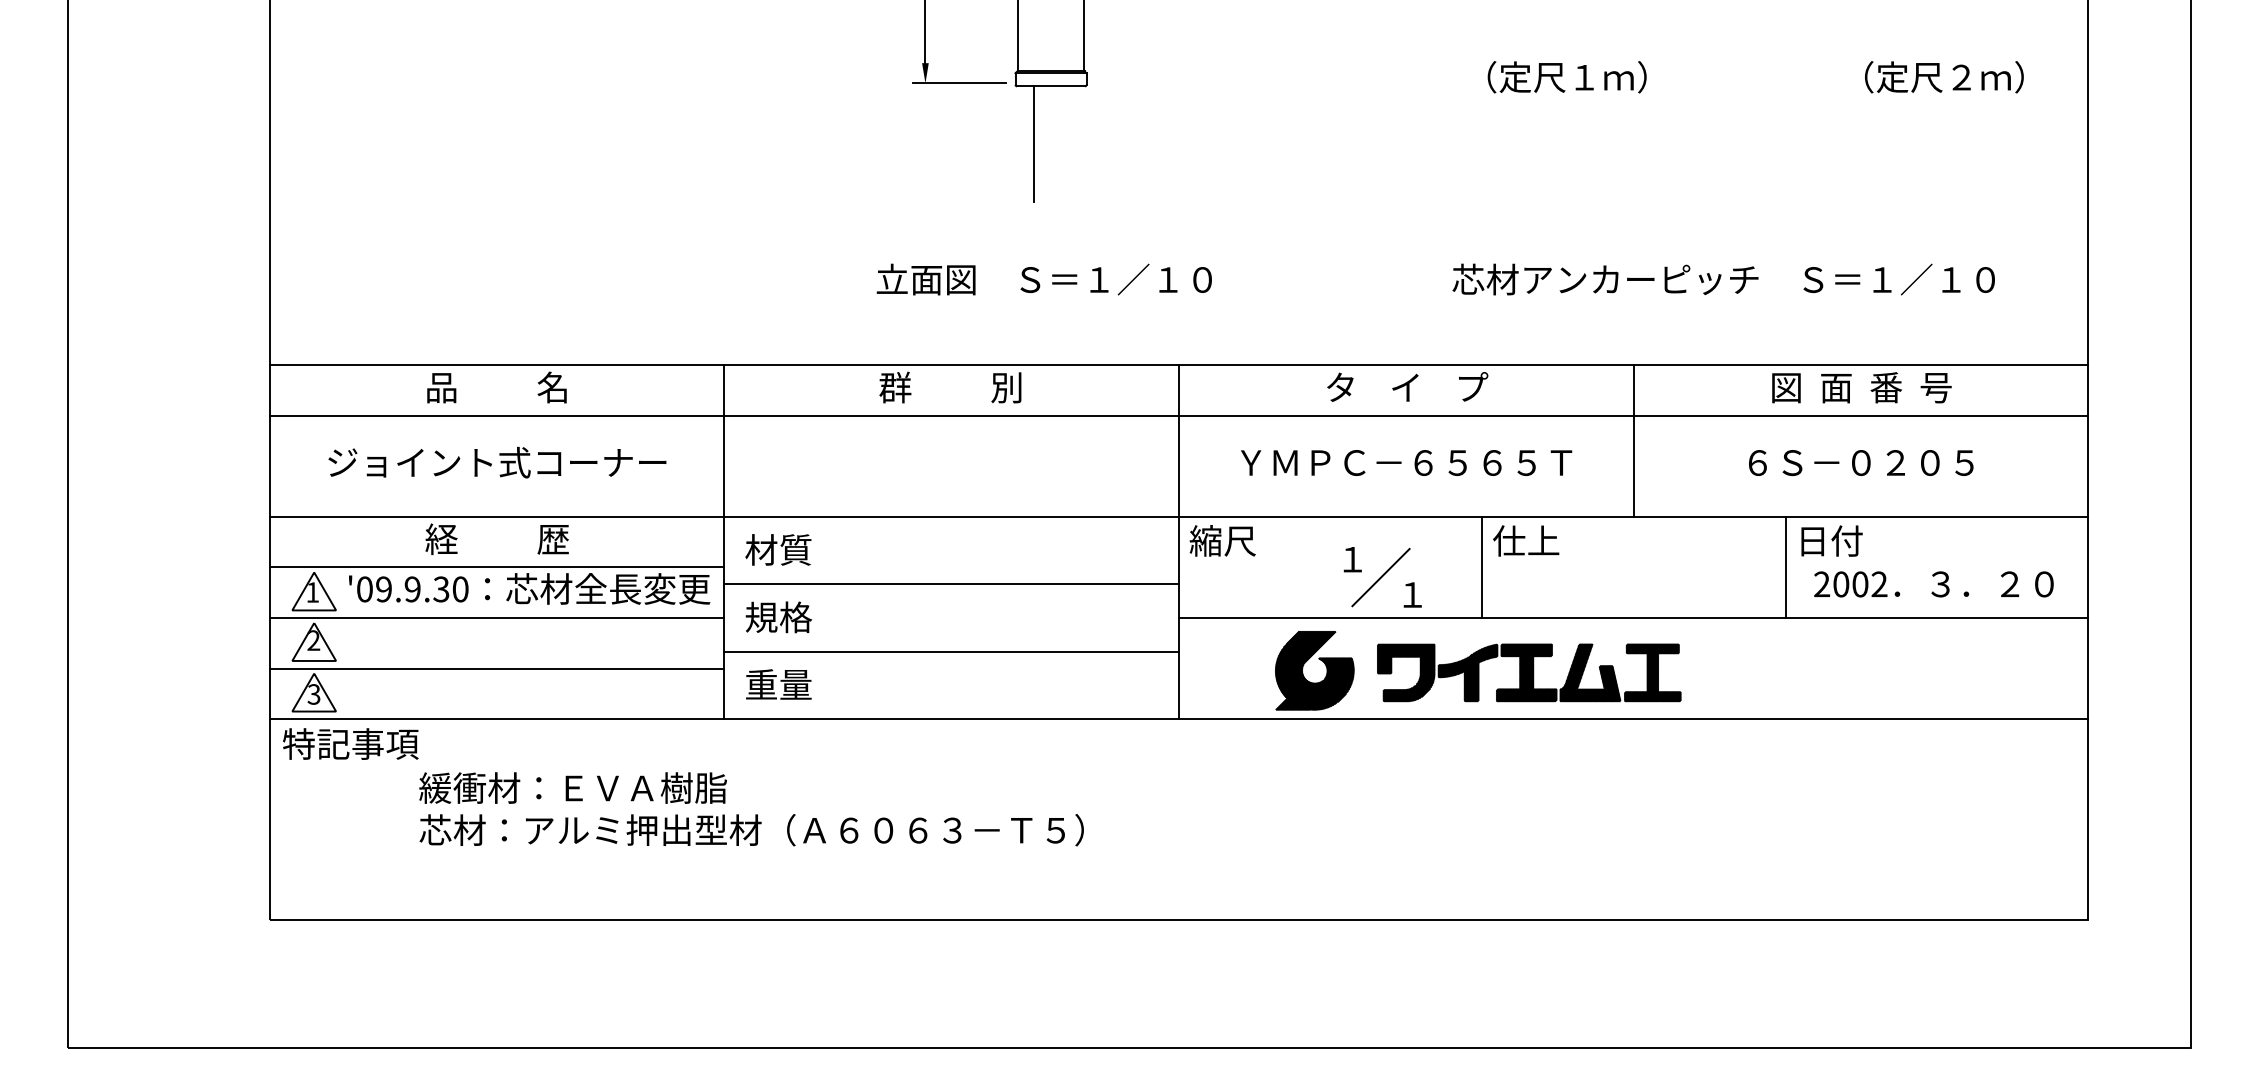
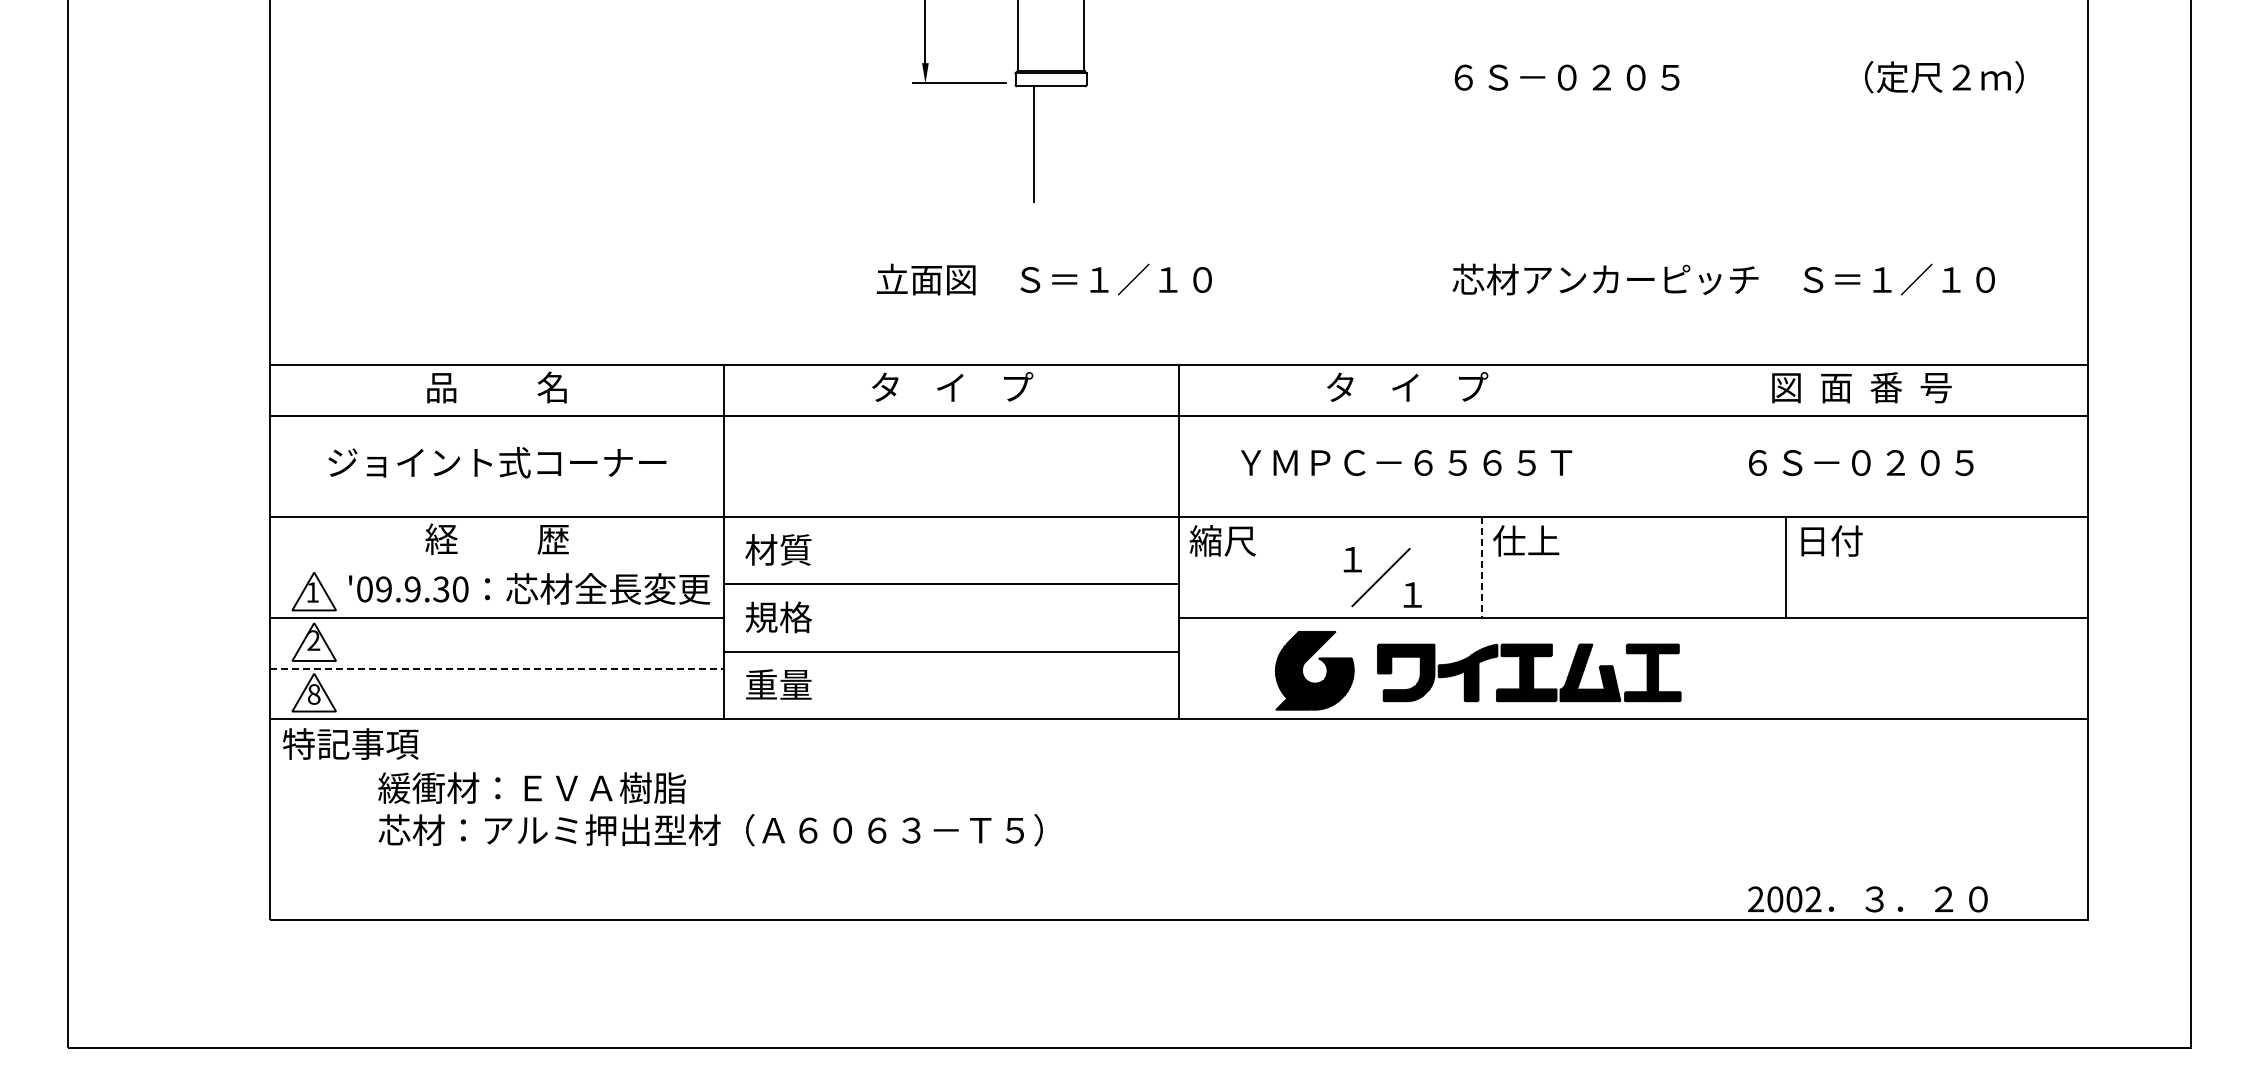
text: （定尺１ｍ） -> ６Ｓ－０２０５ (1566, 77)
text: 群          別 -> タ    イ    プ (952, 387)
line: present -> none (1633, 440)
line: present -> none (496, 567)
line: solid -> dashed (1482, 567)
text position: (1933, 584) -> (1867, 899) (1867, 899)
line: solid -> dashed (496, 668)
text: 3 -> 8 (313, 694)
text position: (751, 809) -> (710, 809) (710, 809)
